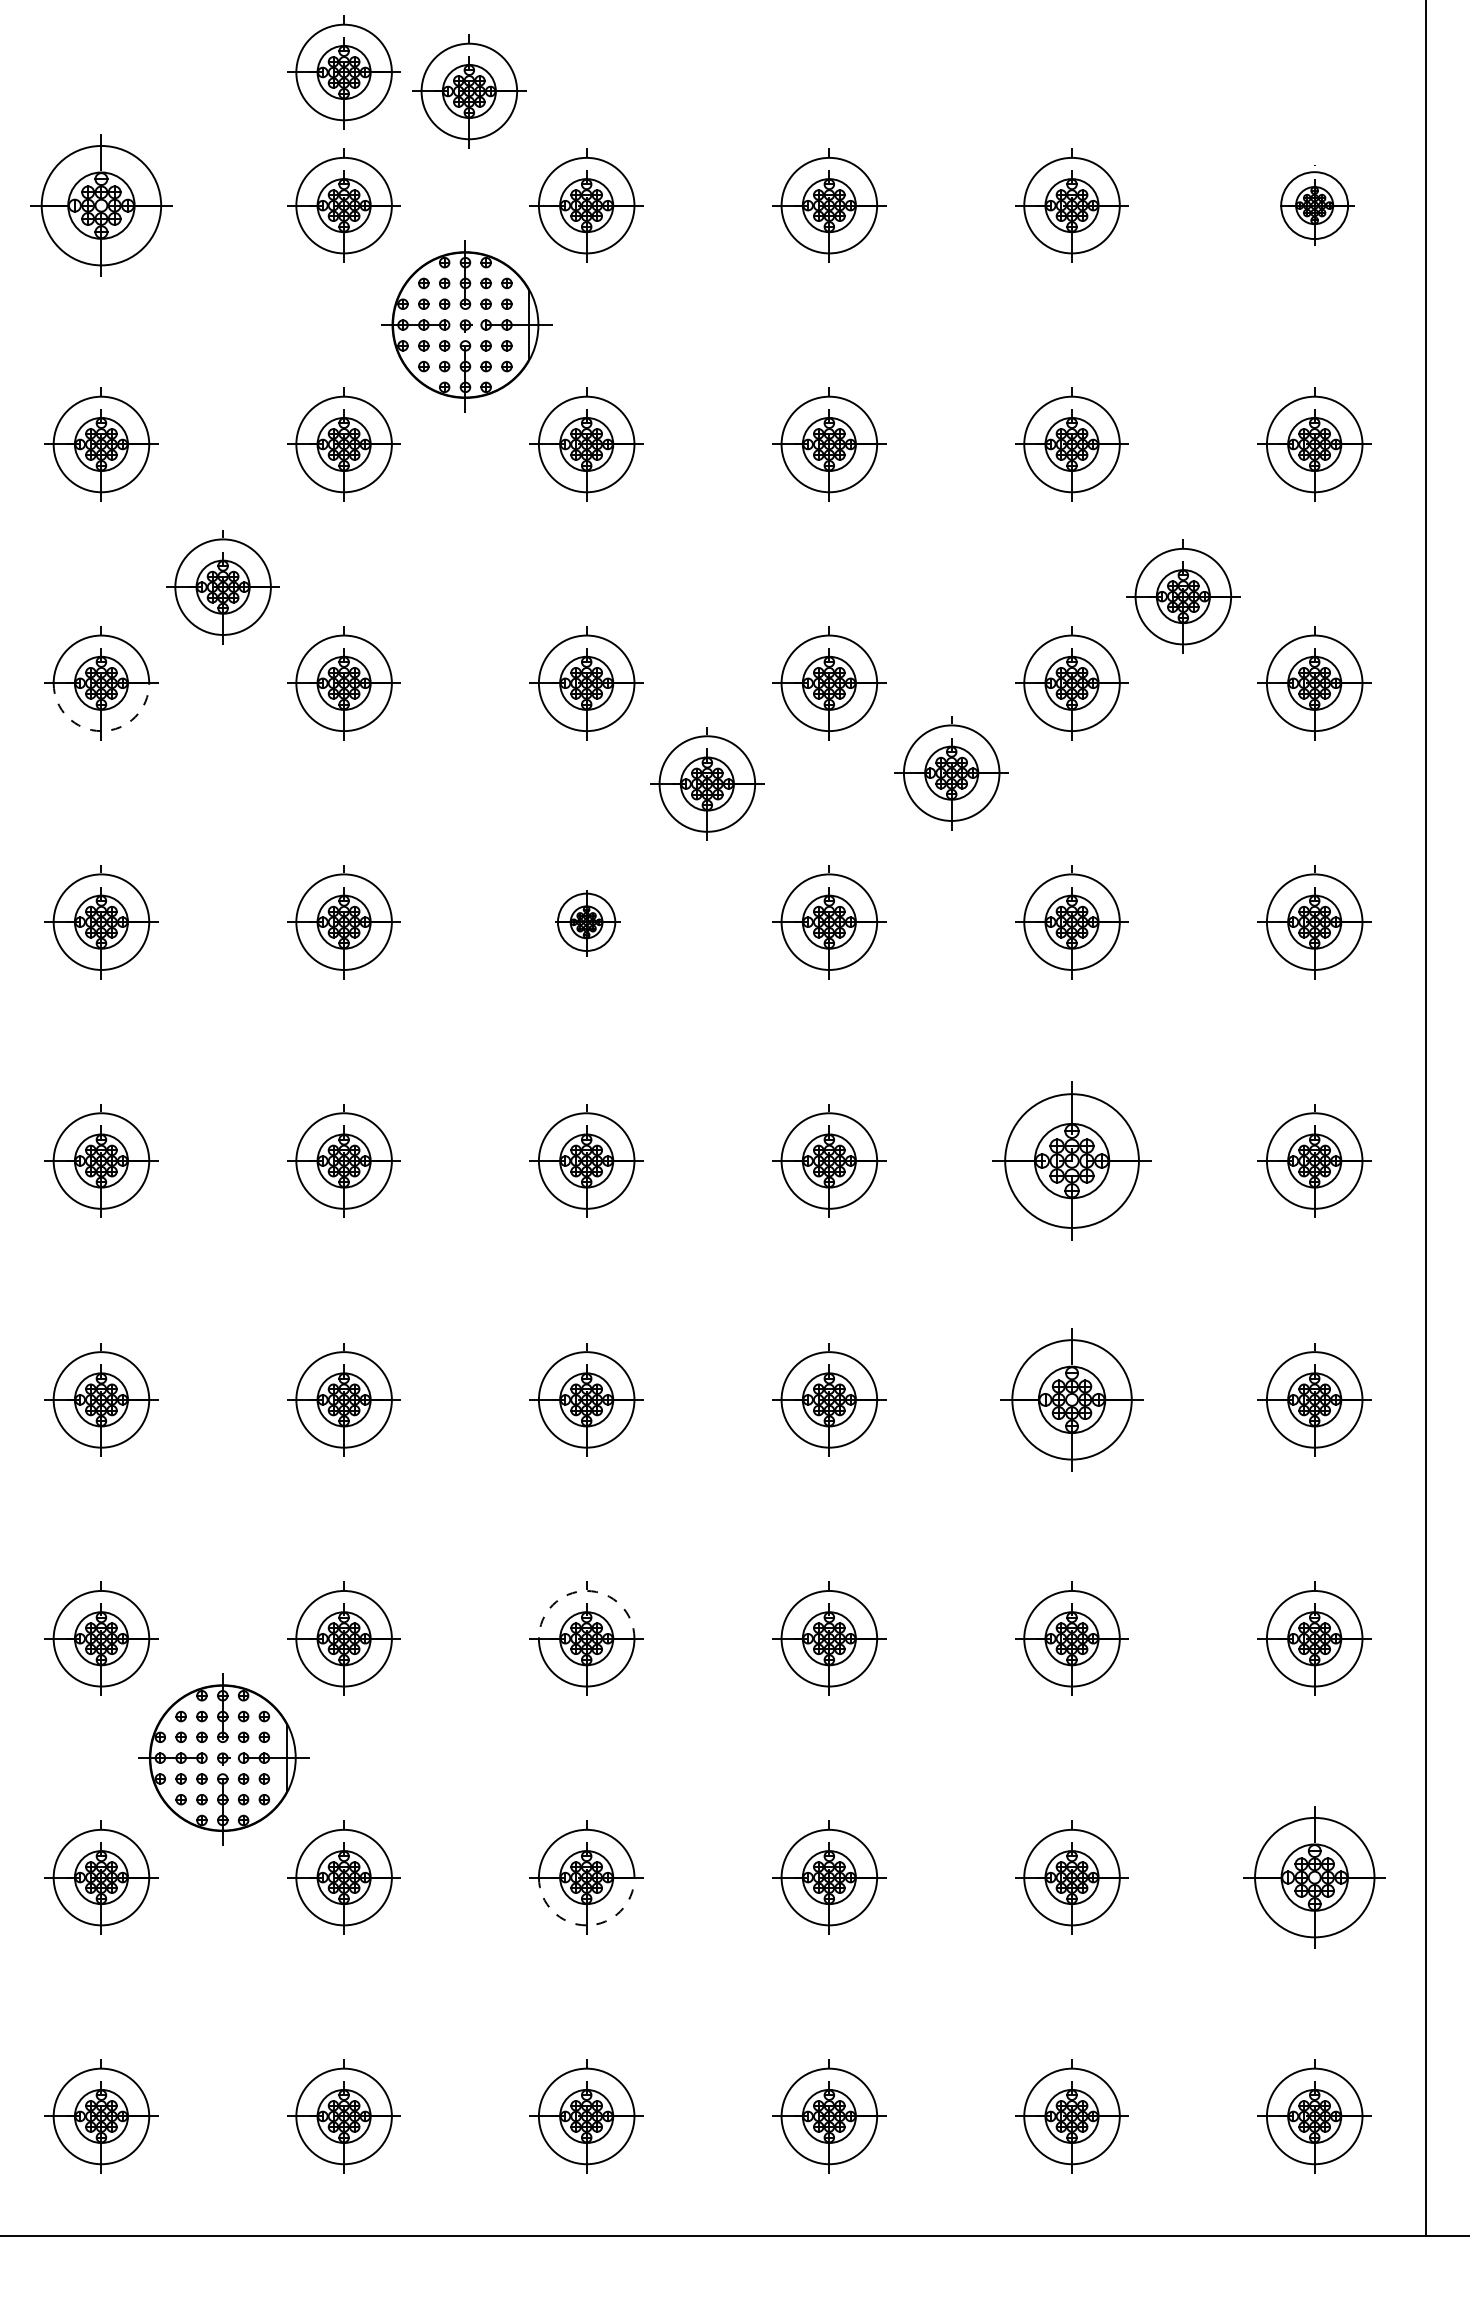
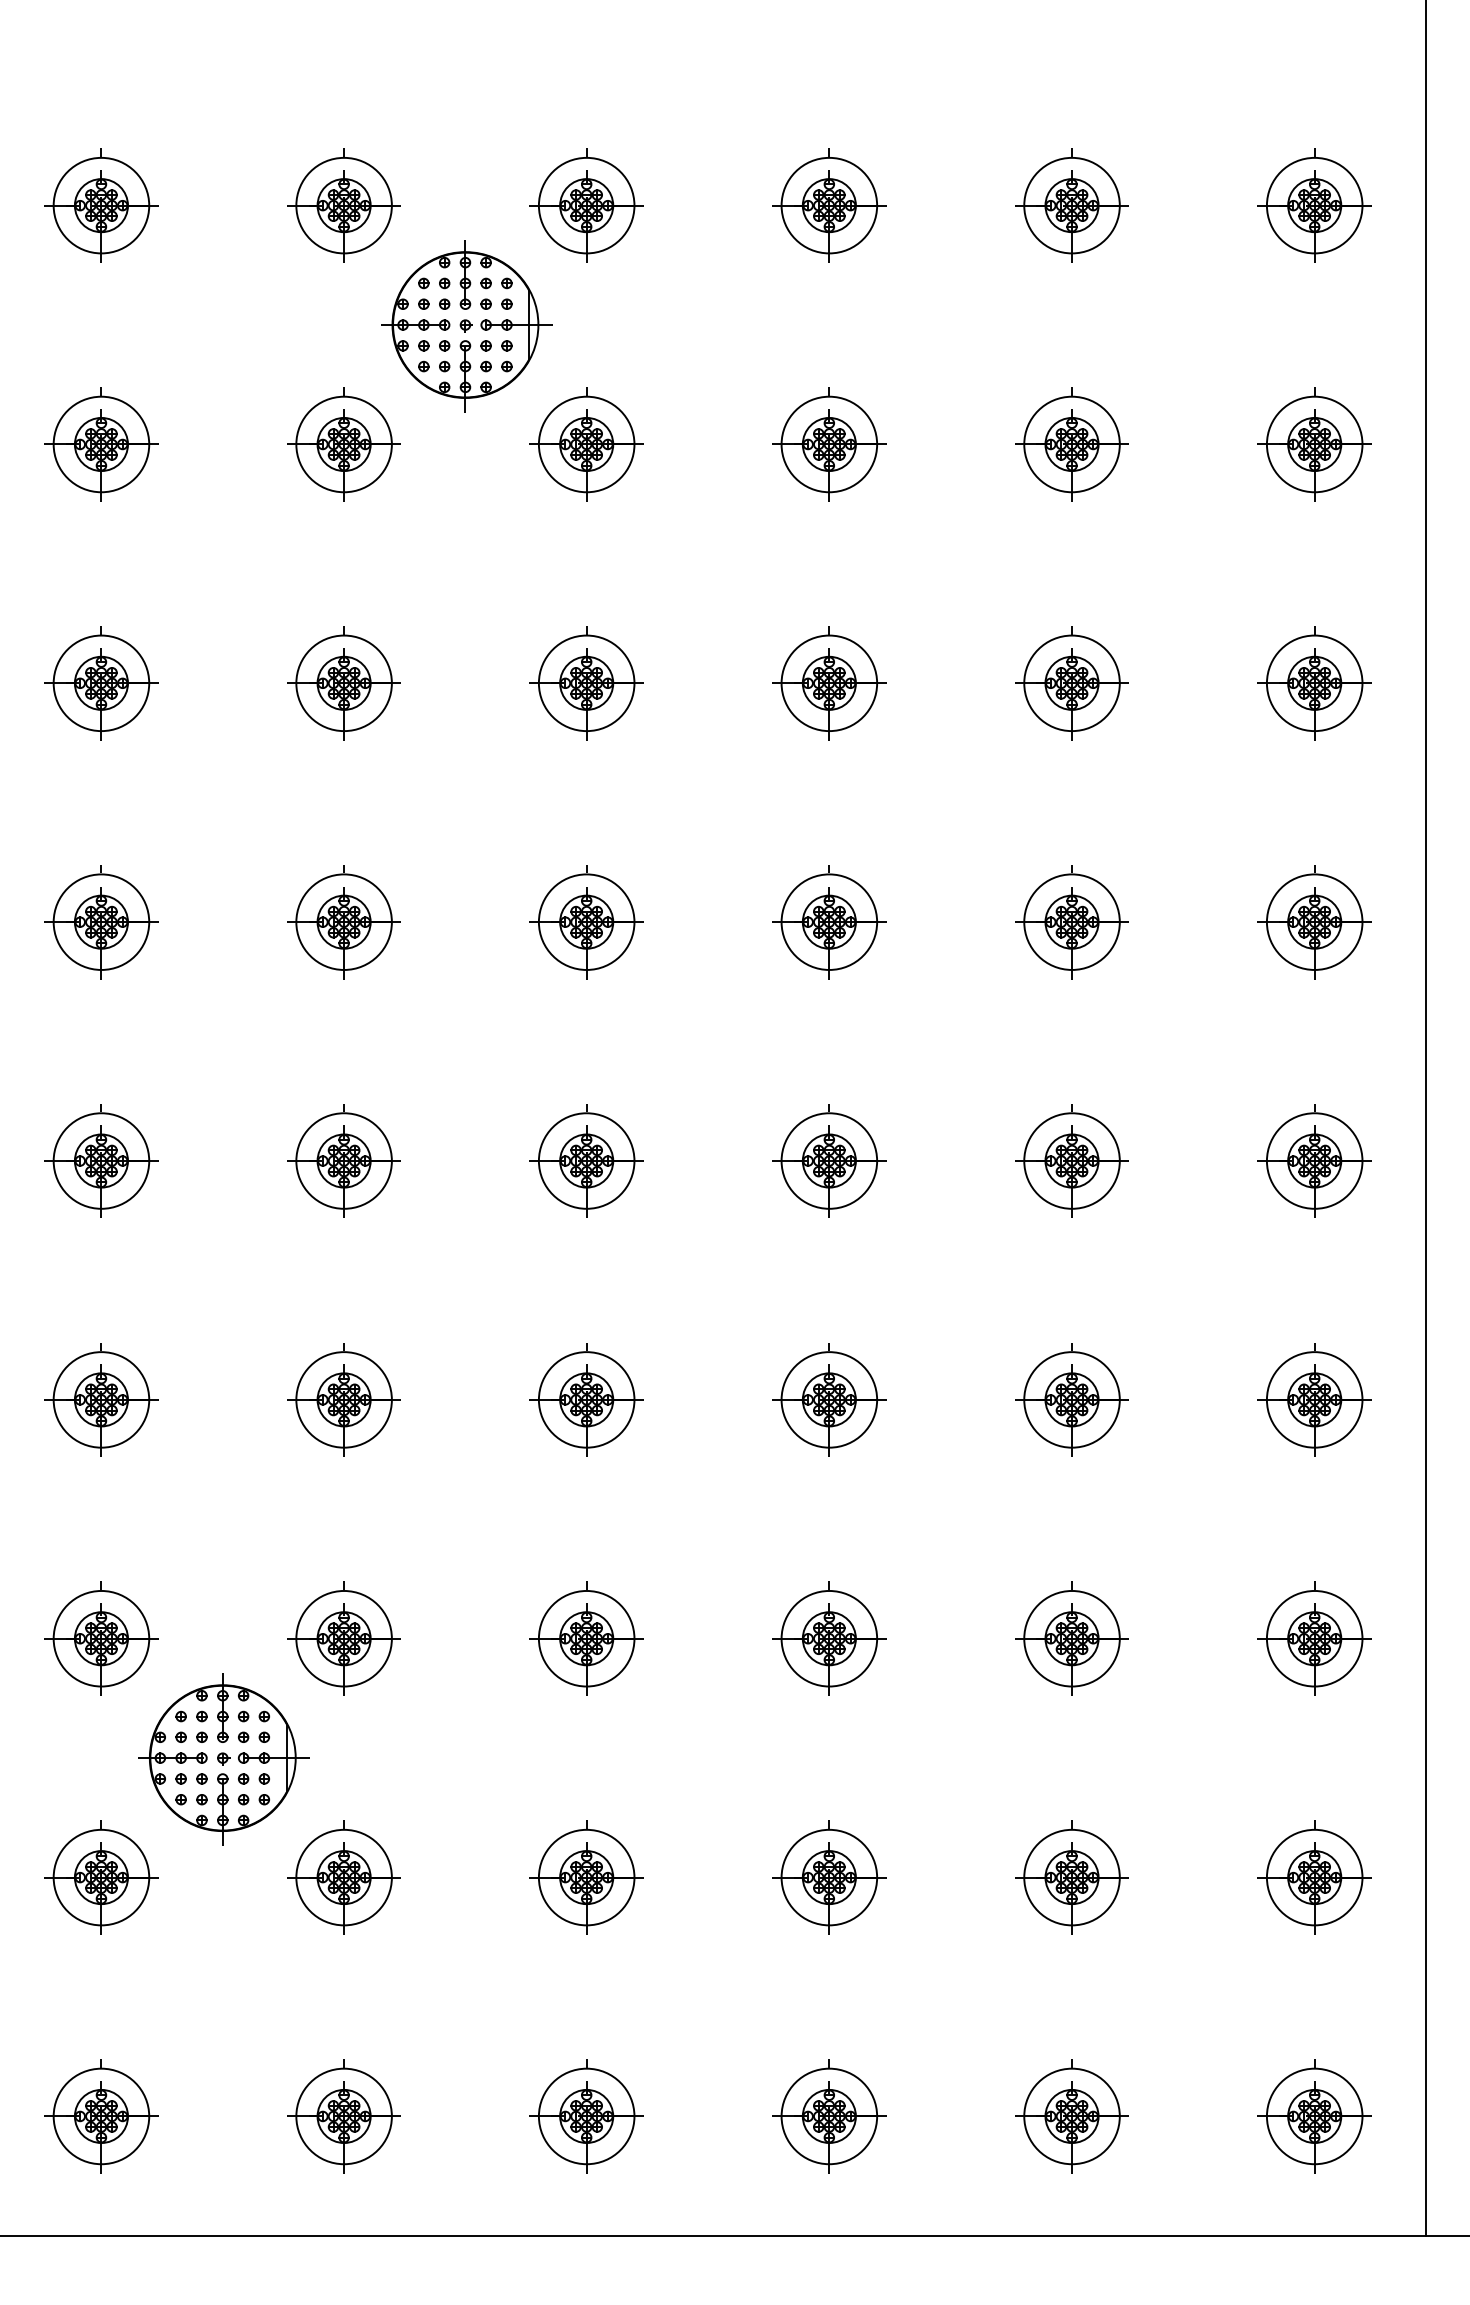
part: present -> none (343, 72)
part: present -> none (469, 91)
part size: 143x143 px -> 115x115 px (101, 205)
part size: 75x81 px -> 115x115 px (1314, 205)
part: present -> none (222, 587)
part: present -> none (1183, 596)
arc: dashed -> solid (101, 731)
part: present -> none (951, 773)
part: present -> none (707, 783)
part size: 66x67 px -> 115x115 px (586, 922)
part size: 160x160 px -> 114x114 px (1071, 1160)
part size: 144x144 px -> 114x114 px (1071, 1399)
arc: dashed -> solid (586, 1590)
part size: 143x143 px -> 115x115 px (1314, 1877)
arc: dashed -> solid (586, 1925)
